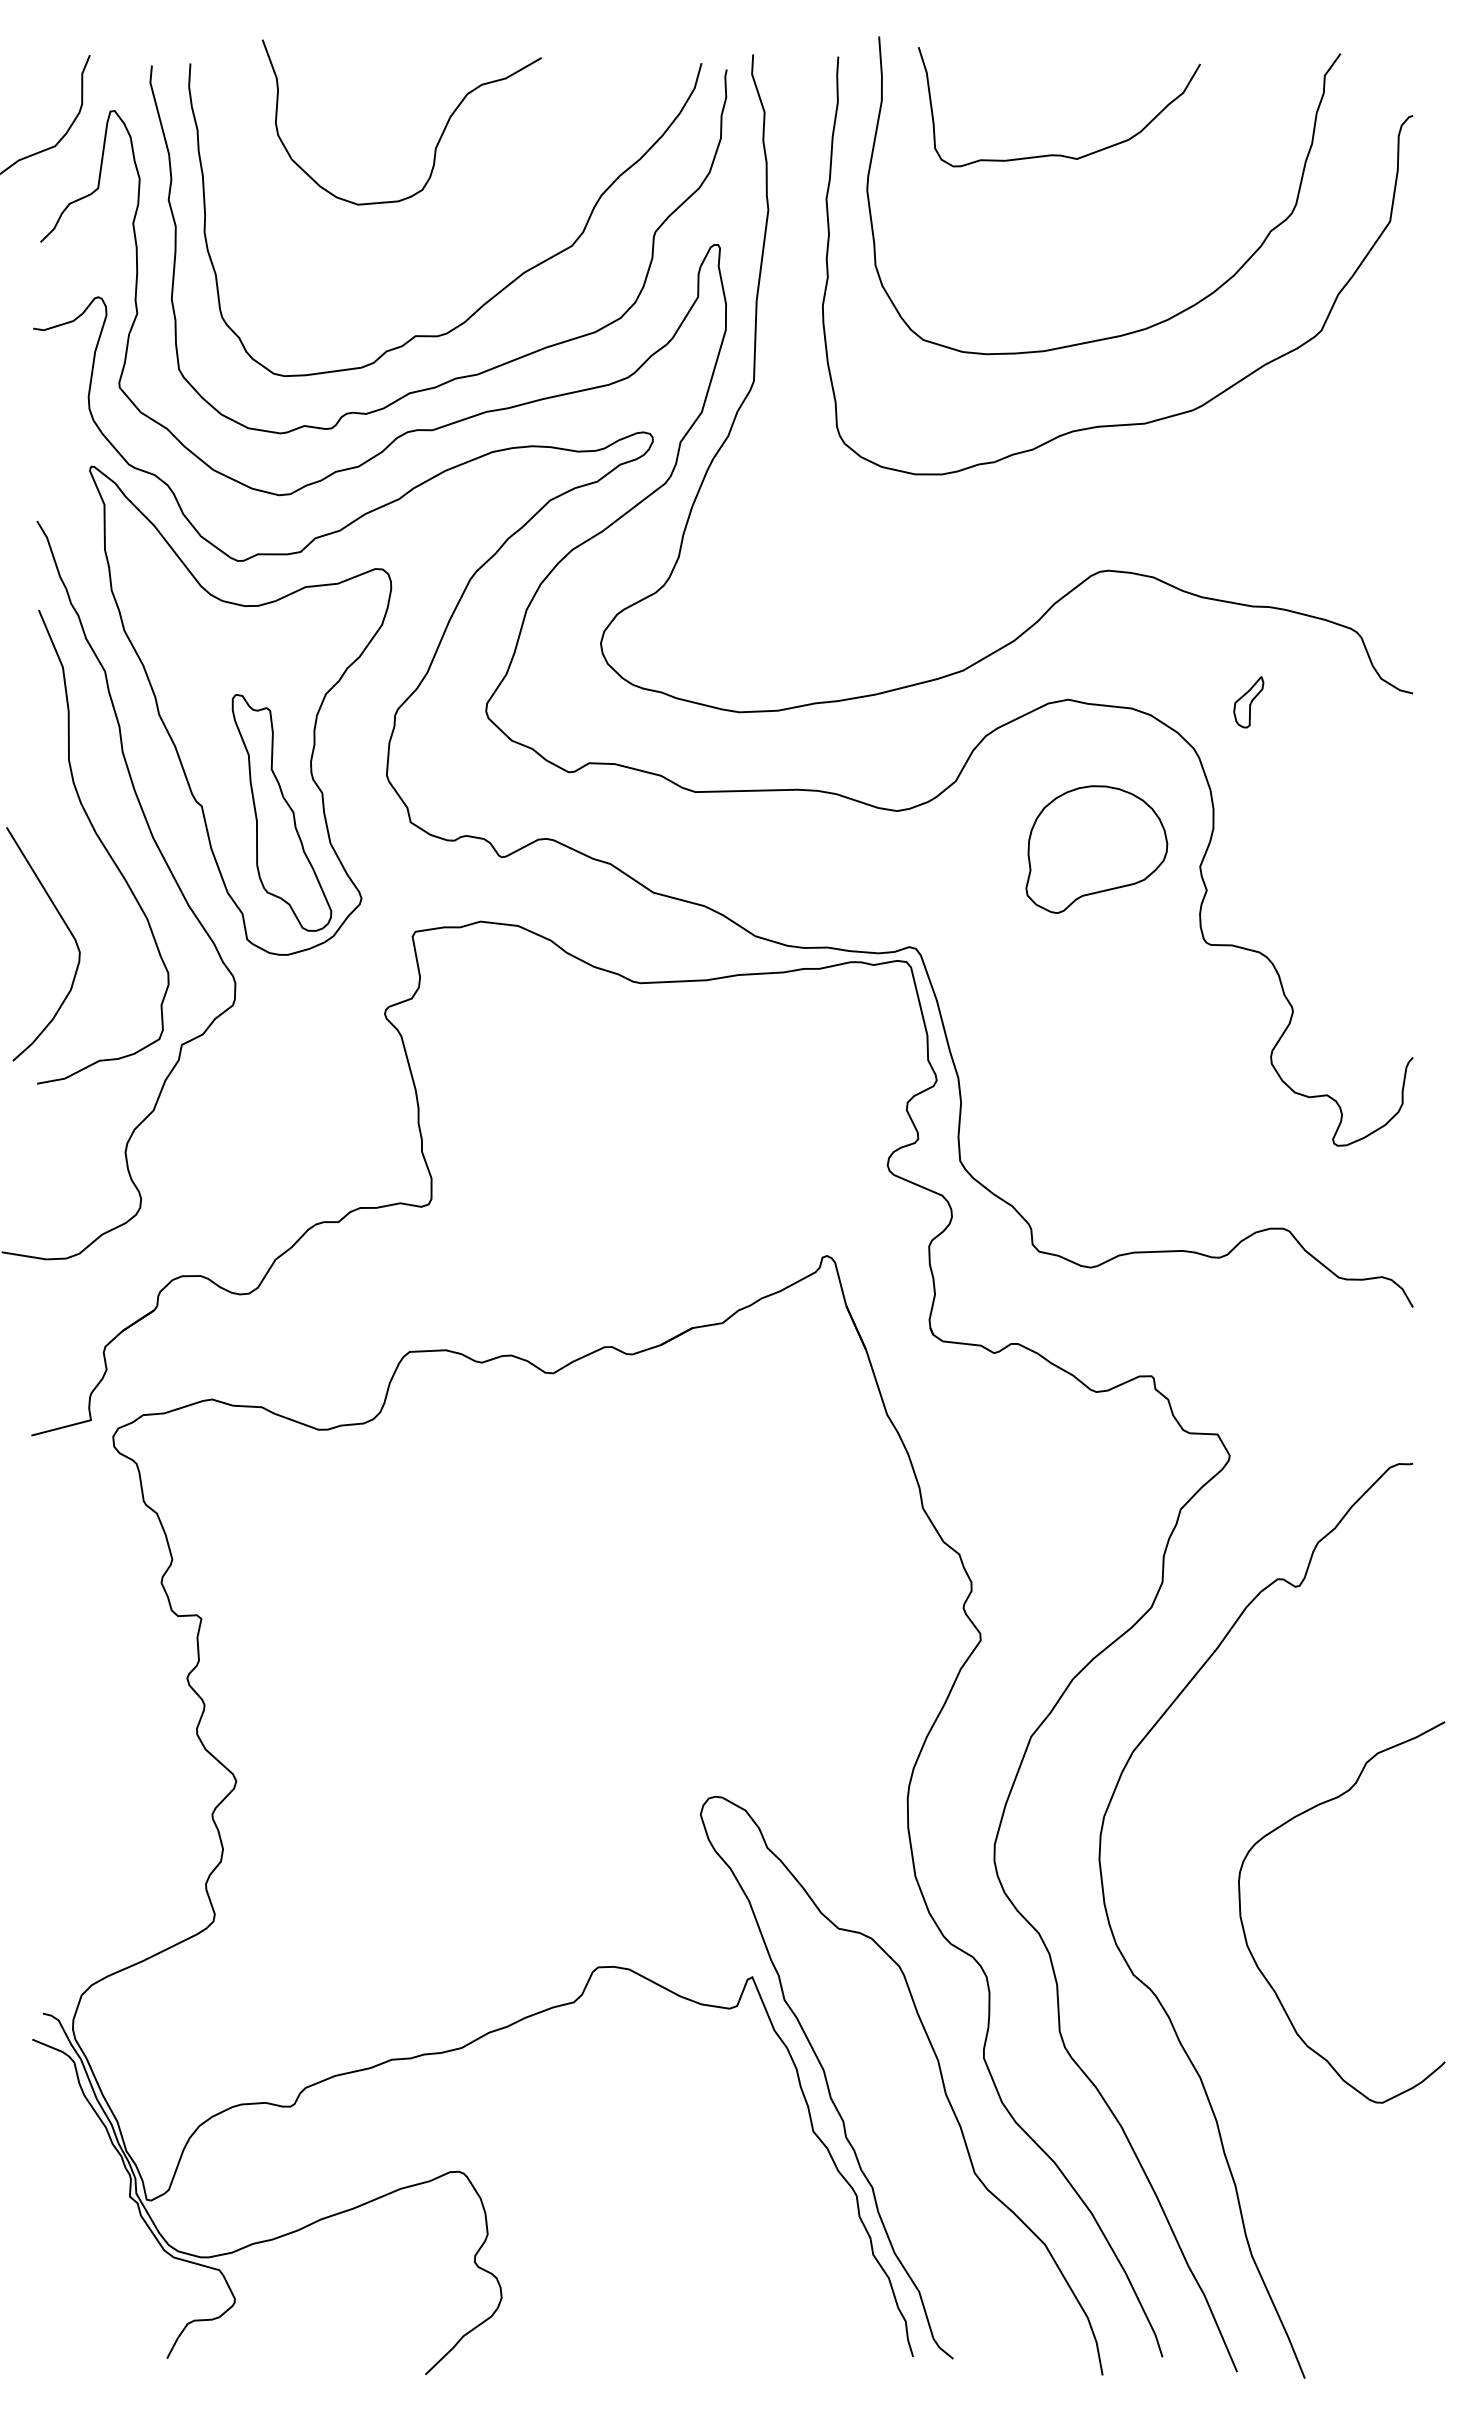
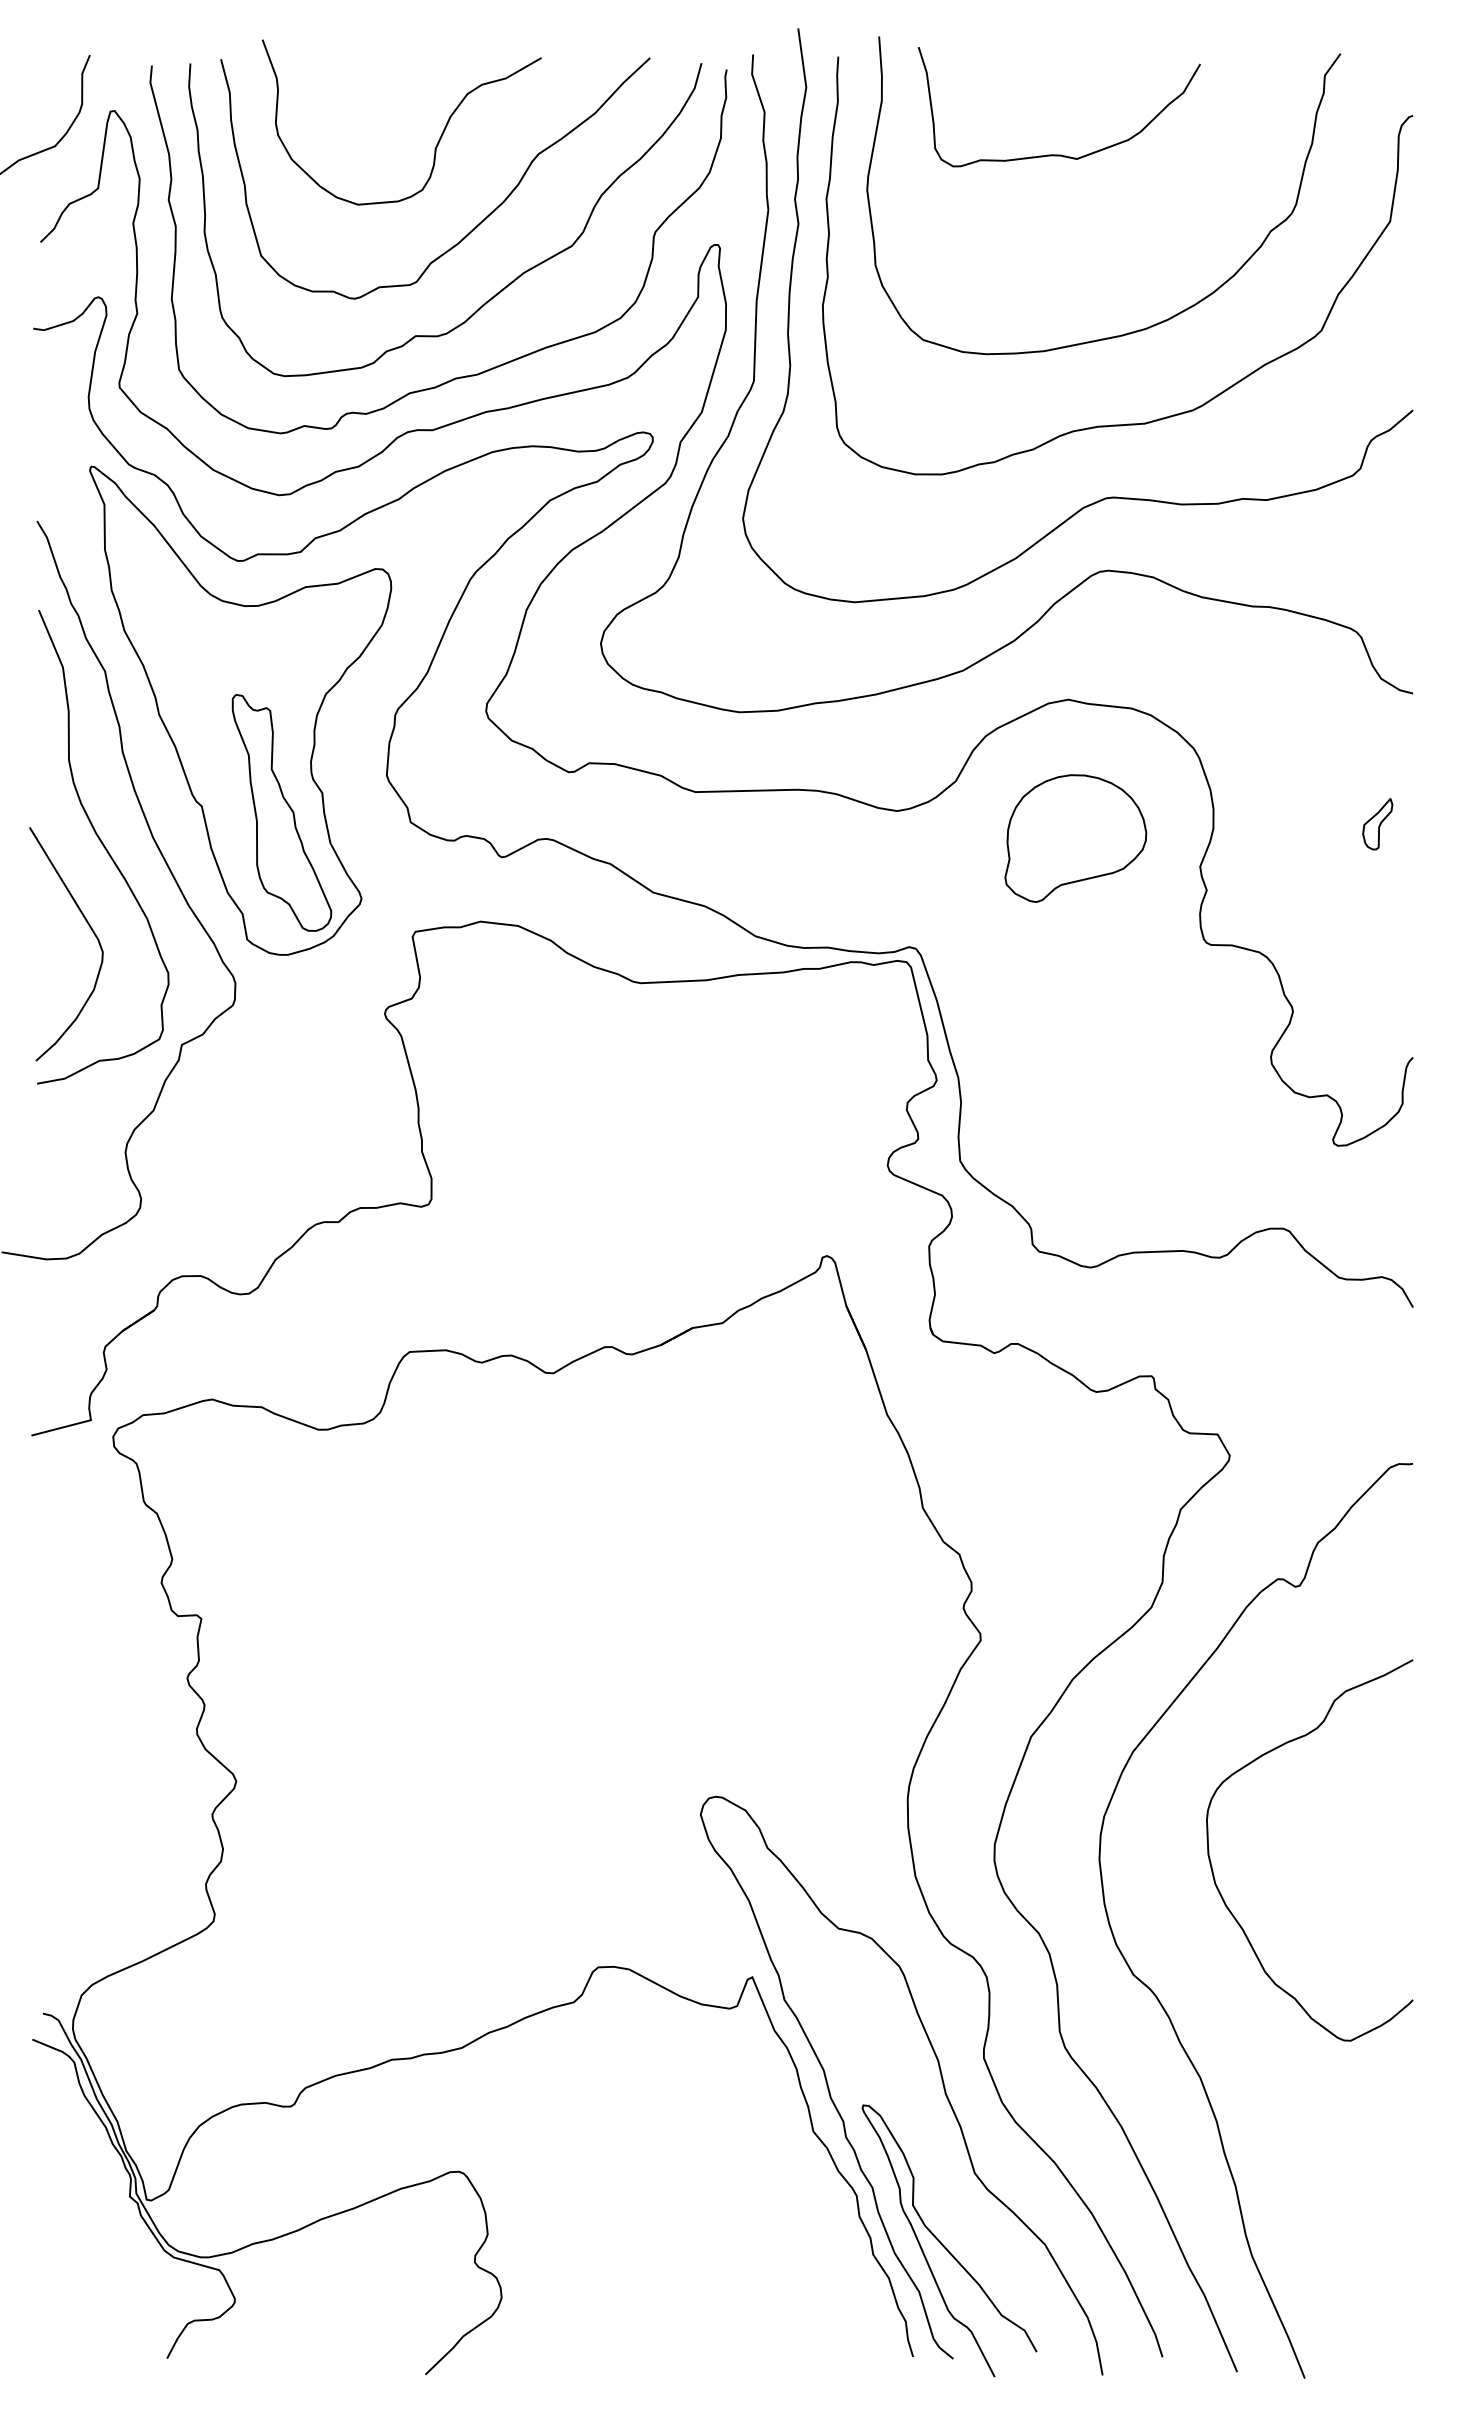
curve: none -> present (479, 222)
curve: none -> present (1105, 497)
part position: (1248, 702) -> (1377, 824) (1377, 824)
part position: (1096, 849) -> (1075, 838) (1075, 838)
curve position: (66, 927) -> (89, 927) (89, 927)
curve position: (1253, 1955) -> (1221, 1893) (1221, 1893)
curve: none -> present (944, 2245)
